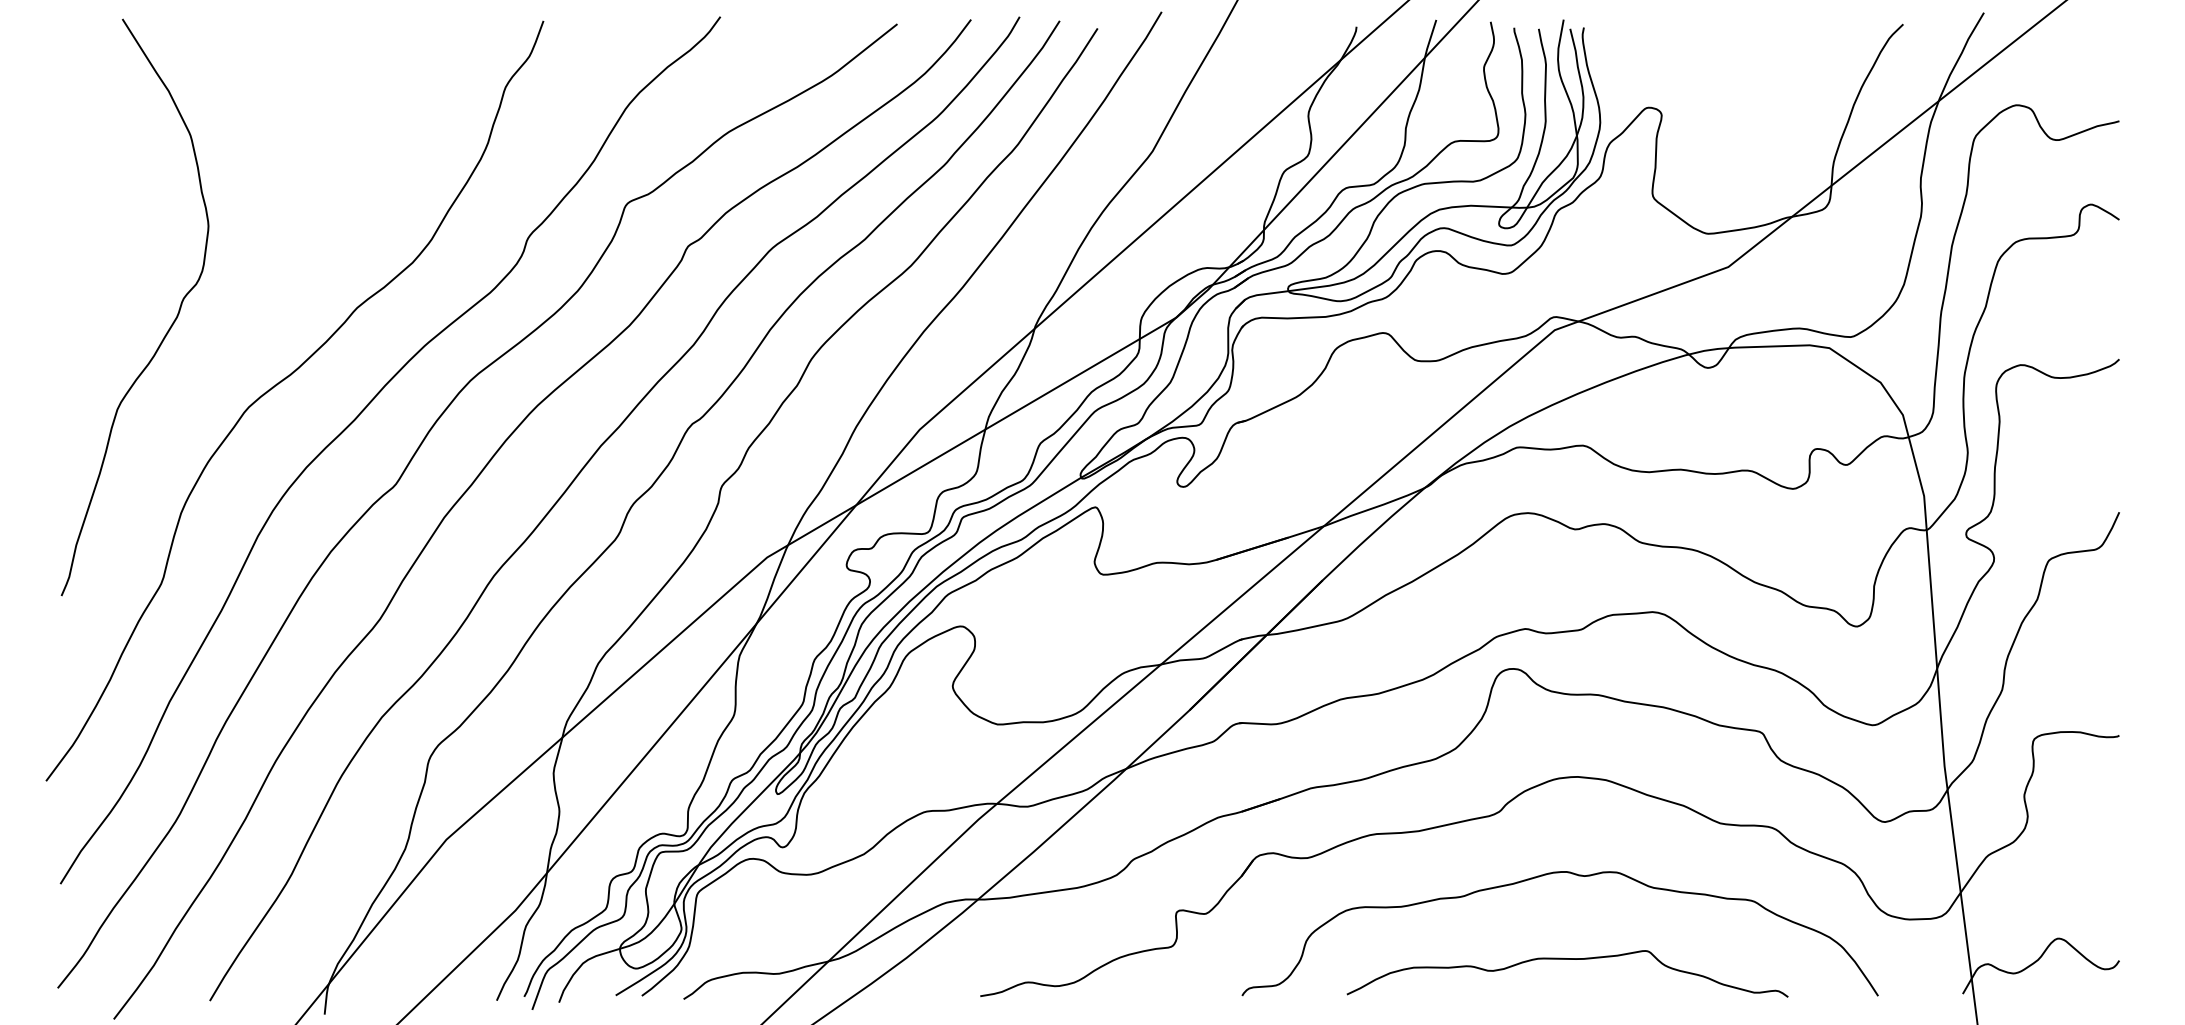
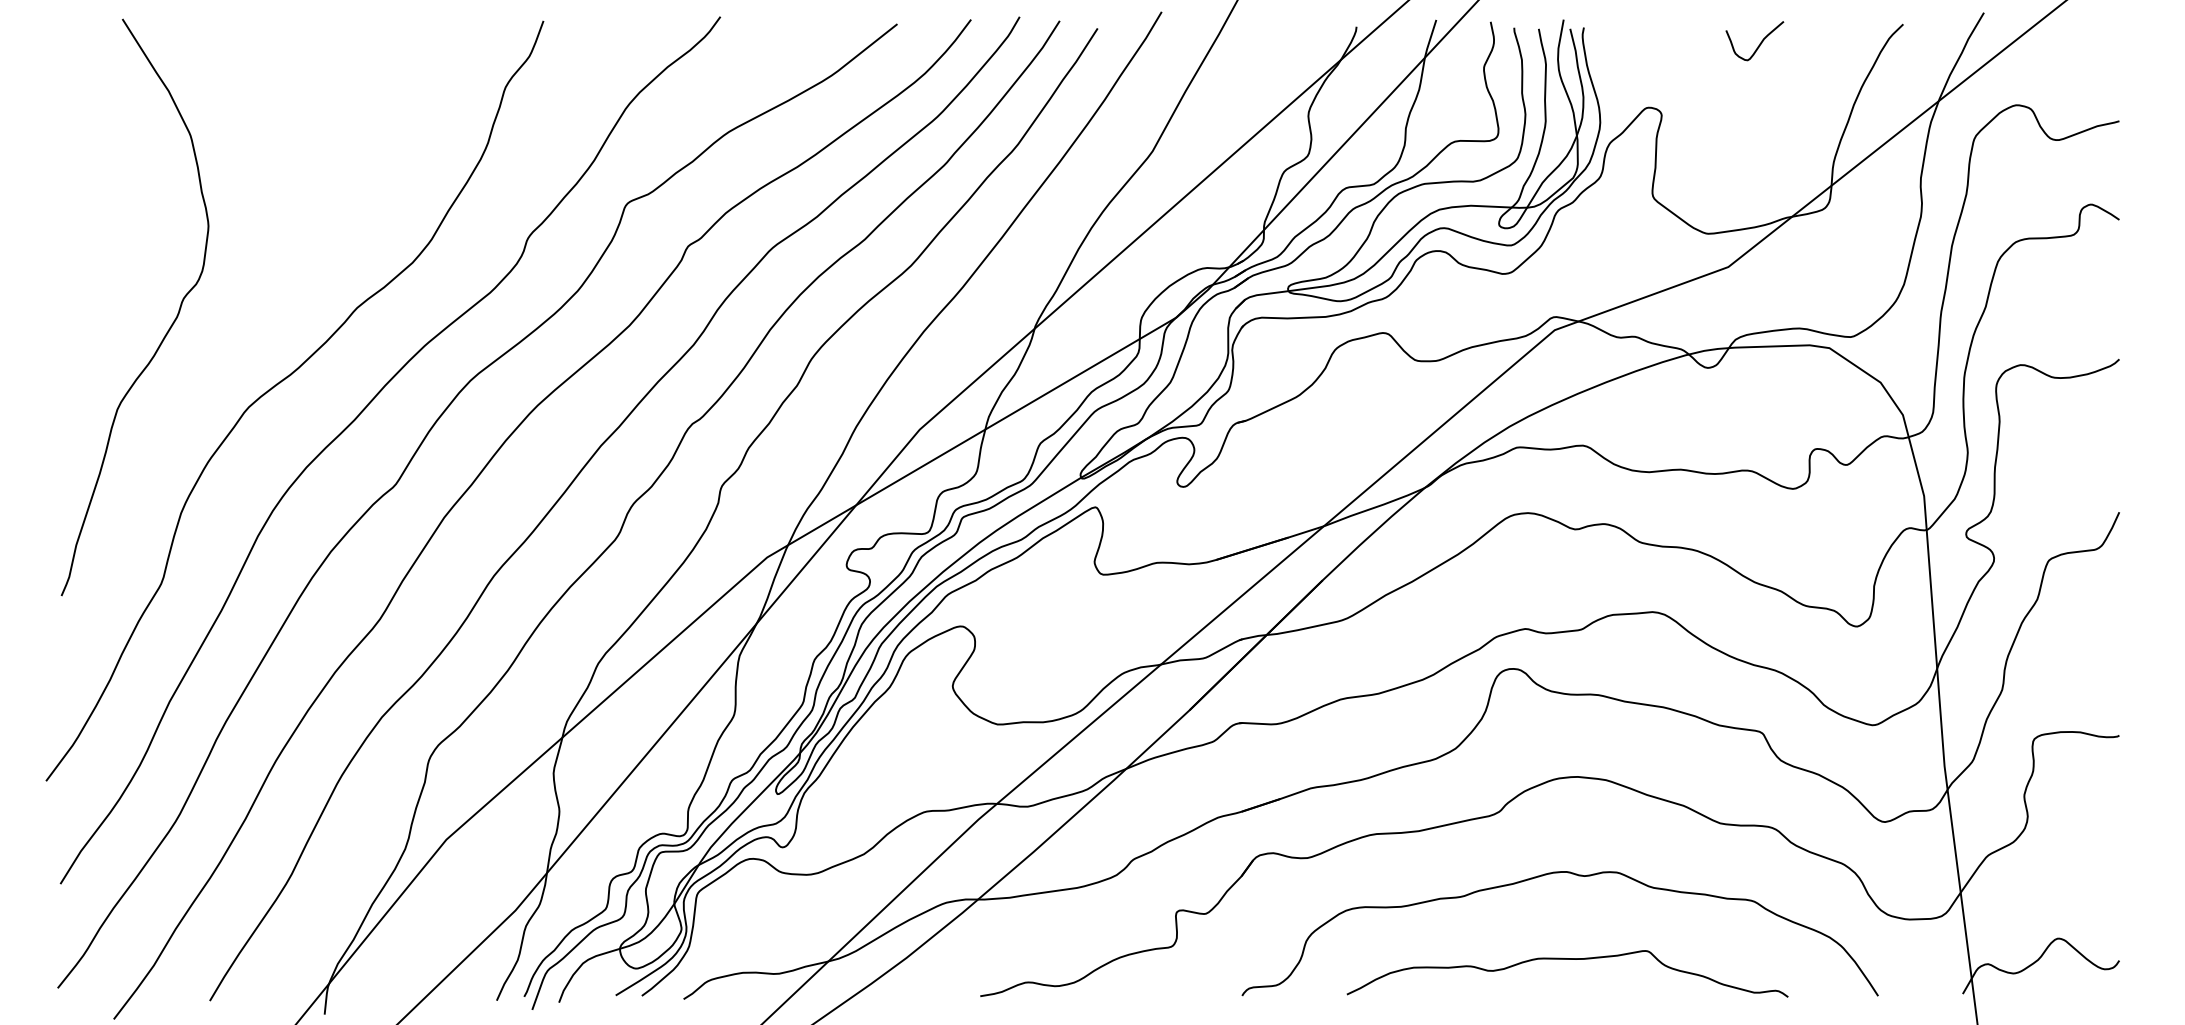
curve: none -> present (1759, 43)
